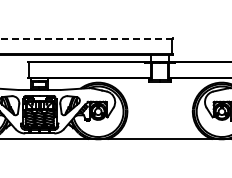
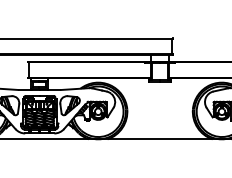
line: dashed -> solid (86, 39)
